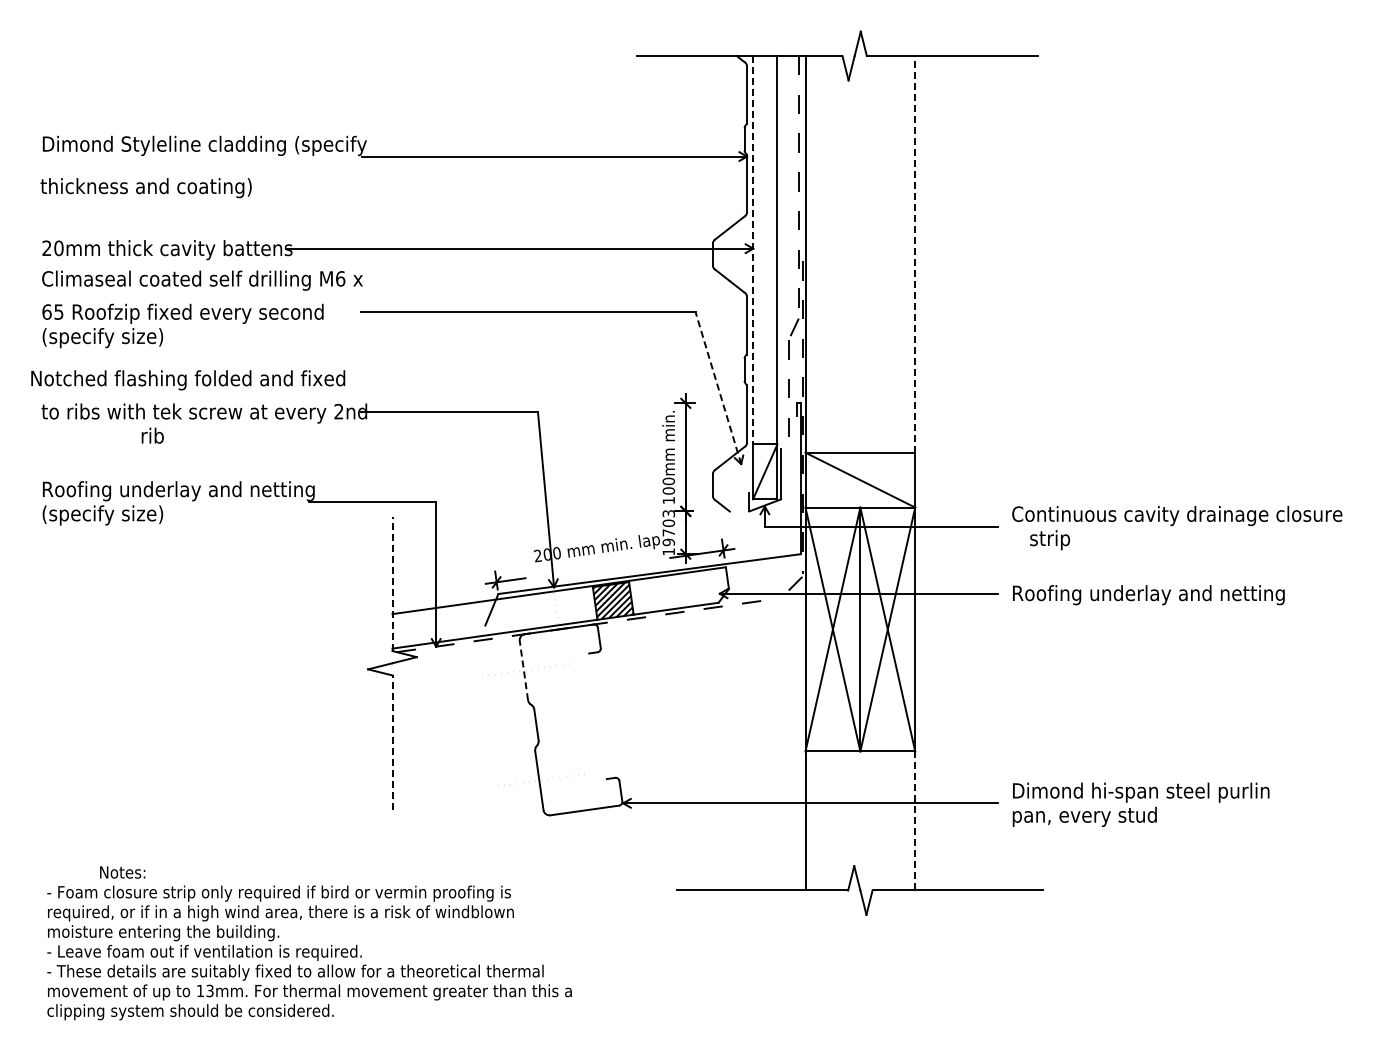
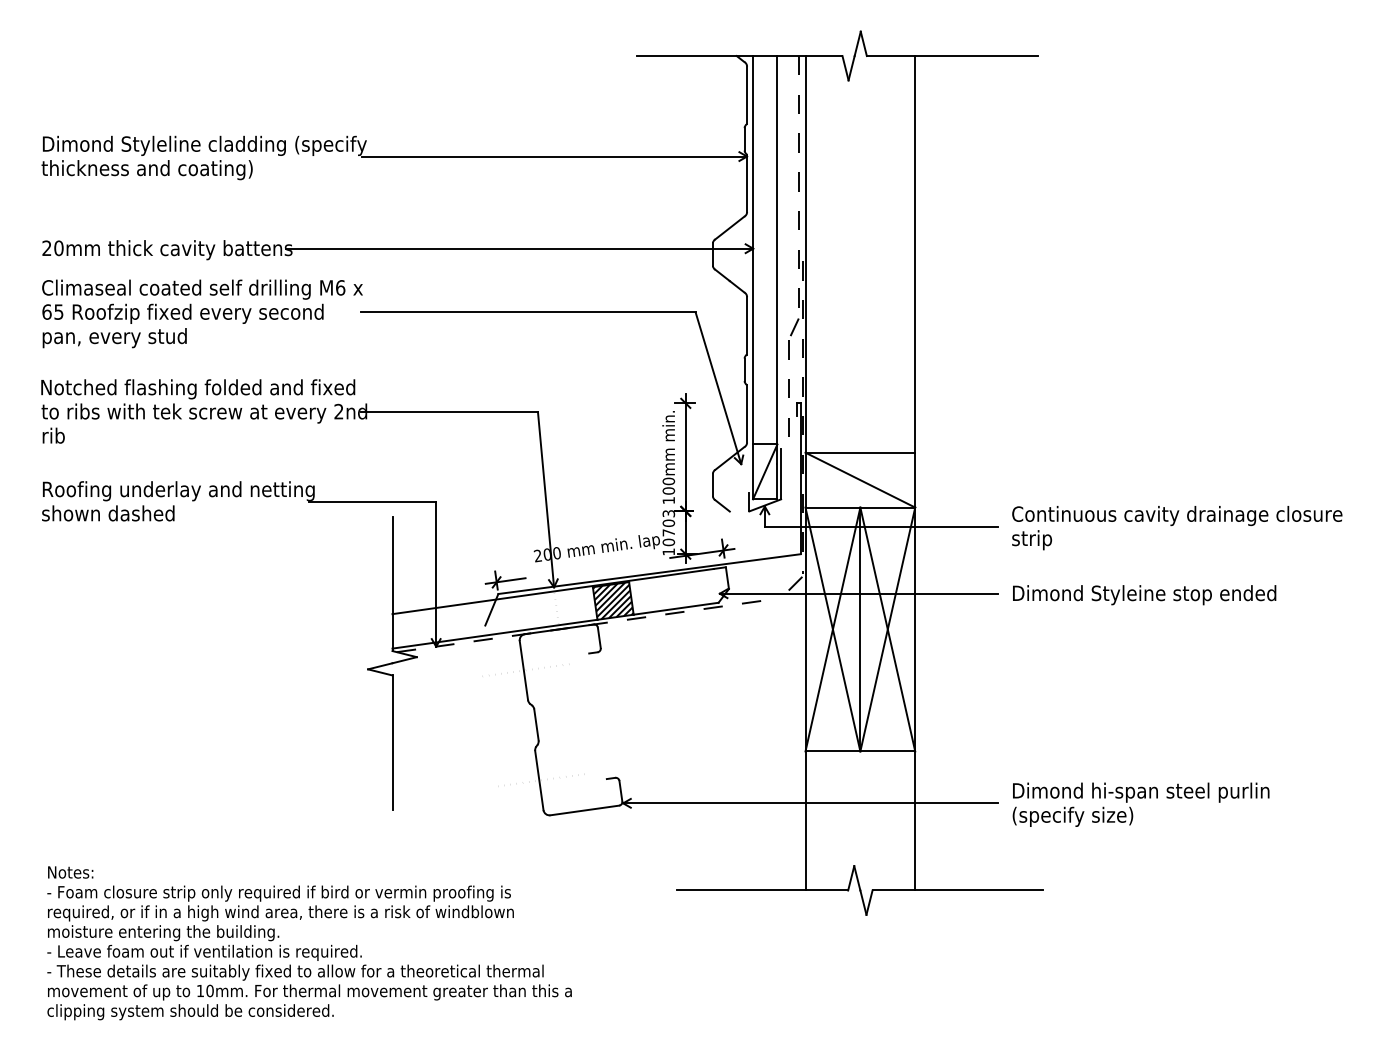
text position: (145, 188) -> (146, 170) (146, 170)
line: dashed -> solid (753, 250)
line: dashed -> solid (915, 253)
text position: (202, 280) -> (202, 289) (202, 289)
text: (specify size) -> pan, every stud (114, 338)
text position: (188, 380) -> (198, 389) (198, 389)
line: dashed -> solid (718, 387)
text position: (152, 435) -> (53, 435) (53, 435)
text: (specify size) -> shown dashed (108, 515)
text position: (1050, 540) -> (1032, 540) (1032, 540)
text: 19703 -> 10703 (669, 542)
line: dashed -> solid (392, 583)
text: Roofing underlay and netting -> Dimond Styleine stop ended (1149, 595)
line: dashed -> solid (523, 670)
line: dashed -> solid (392, 742)
text: pan, every stud -> (specify size) (1084, 816)
line: dashed -> solid (915, 820)
text position: (122, 872) -> (70, 872) (70, 872)
text: 13mm. -> 10mm. (209, 990)
